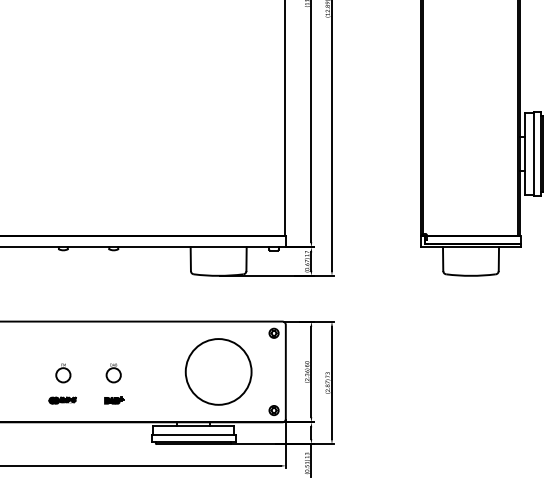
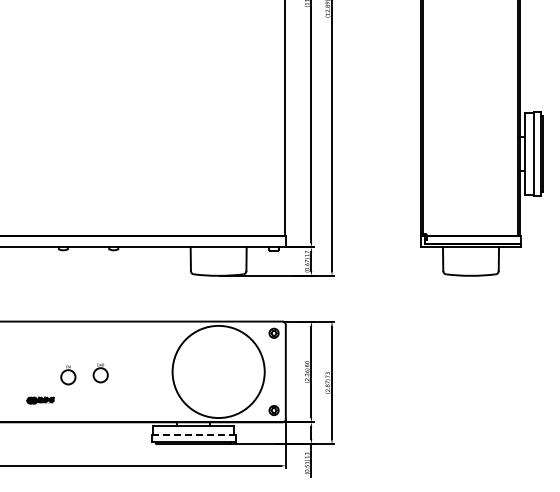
circle diameter: 66 px -> 92 px (218, 371)
part position: (63, 373) -> (68, 375) (68, 375)
part position: (113, 373) -> (100, 373) (100, 373)
part position: (62, 400) -> (40, 400) (40, 400)
part: present -> none (114, 400)
line: solid -> dashed (193, 434)
